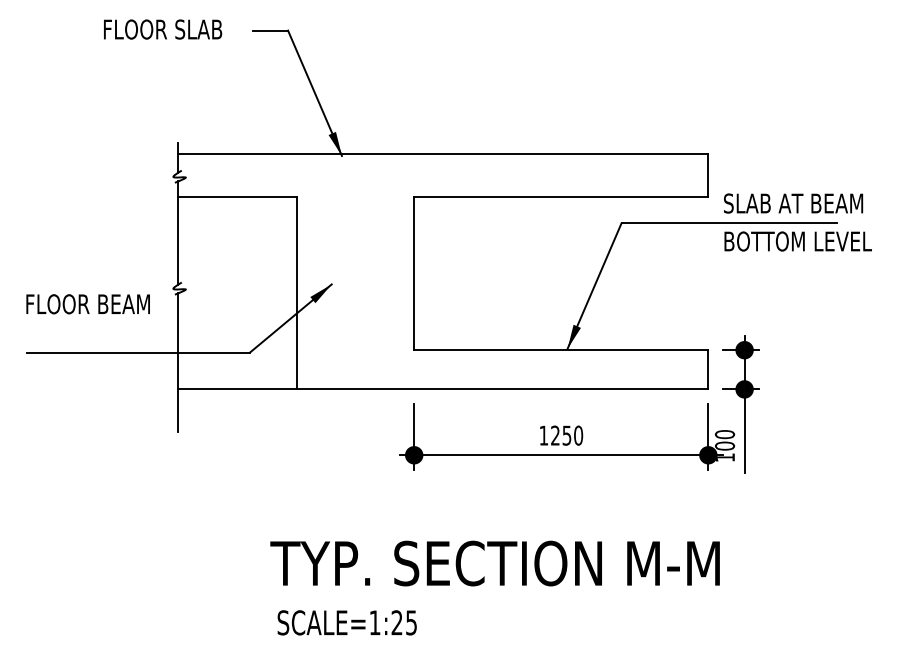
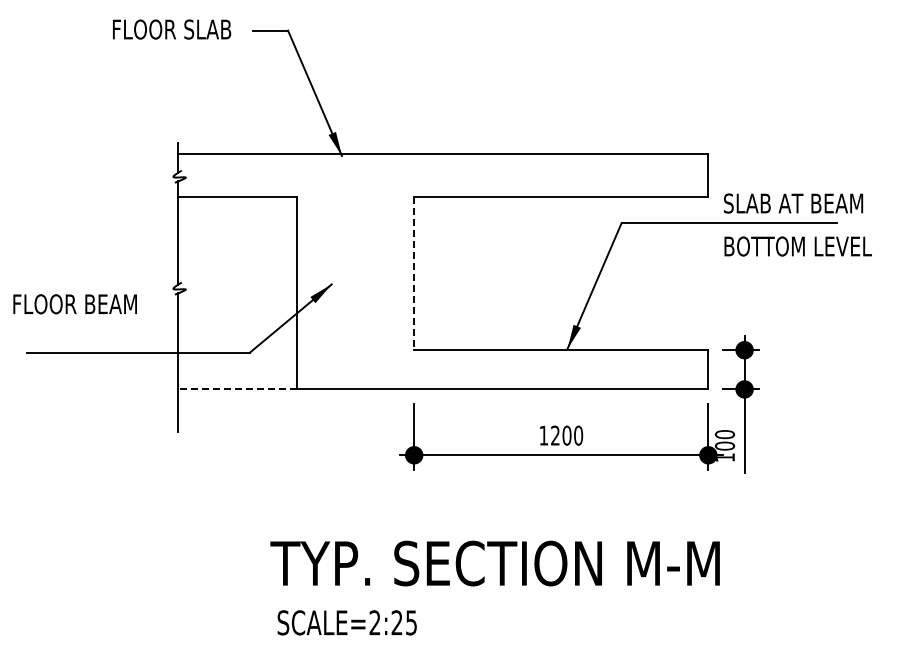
text position: (163, 29) -> (172, 29) (172, 29)
text position: (797, 241) -> (797, 246) (797, 246)
line: solid -> dashed (414, 274)
text position: (87, 304) -> (74, 304) (74, 304)
line: solid -> dashed (236, 389)
text: 1250 -> 1200 (566, 435)
text: SCALE=1:25 -> SCALE=2:25 (374, 622)
